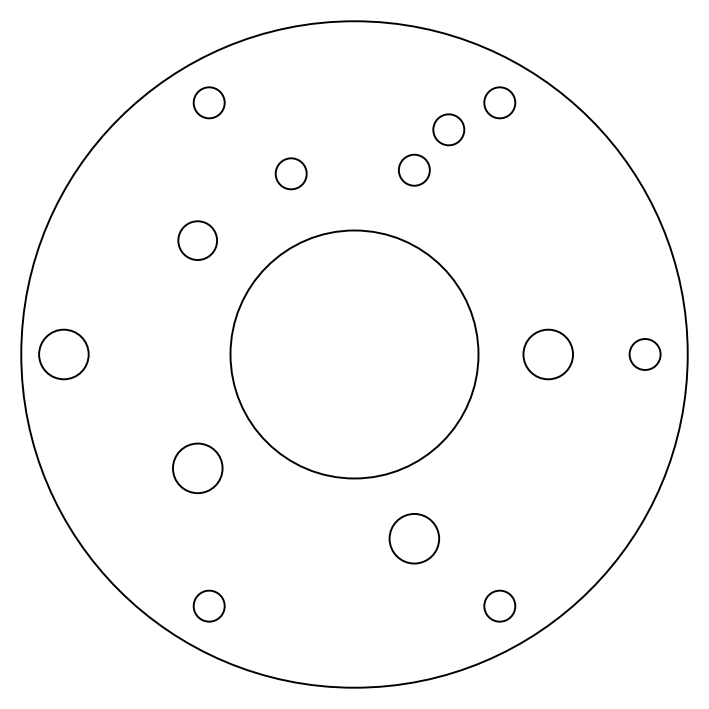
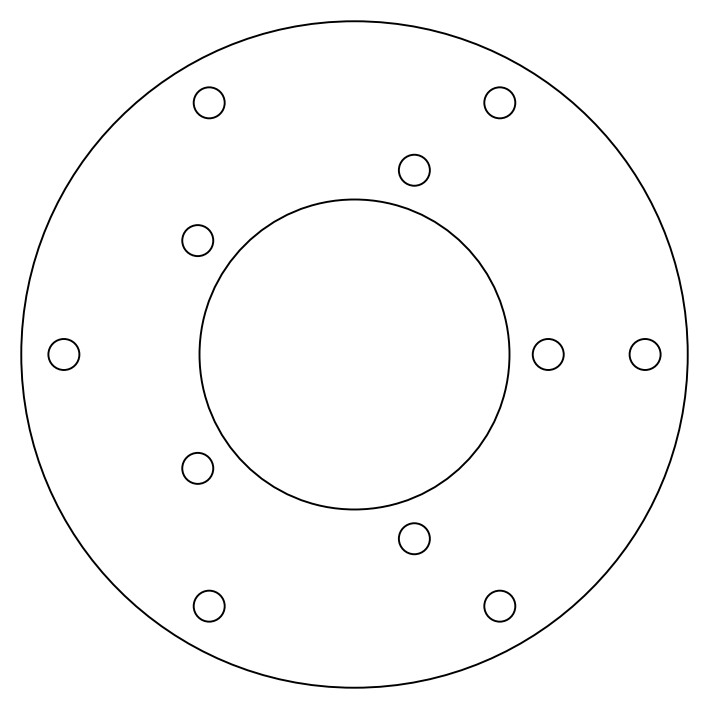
circle: present -> none (448, 129)
circle: present -> none (290, 173)
circle size: 41x41 px -> 34x33 px (197, 240)
circle diameter: 50 px -> 31 px (63, 354)
circle diameter: 248 px -> 310 px (354, 354)
circle diameter: 50 px -> 31 px (547, 354)
circle diameter: 50 px -> 31 px (197, 467)
circle diameter: 50 px -> 31 px (413, 538)
